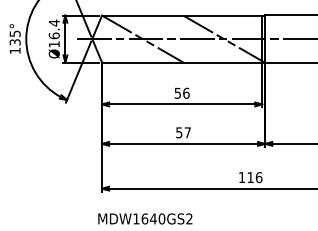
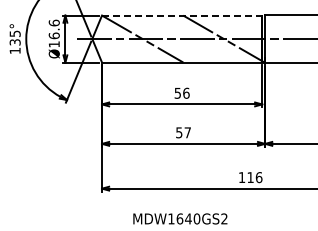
line: solid -> dashed (183, 15)
text: Ø16.4 -> Ø16.6 (53, 22)
text position: (145, 218) -> (180, 218) (180, 218)
